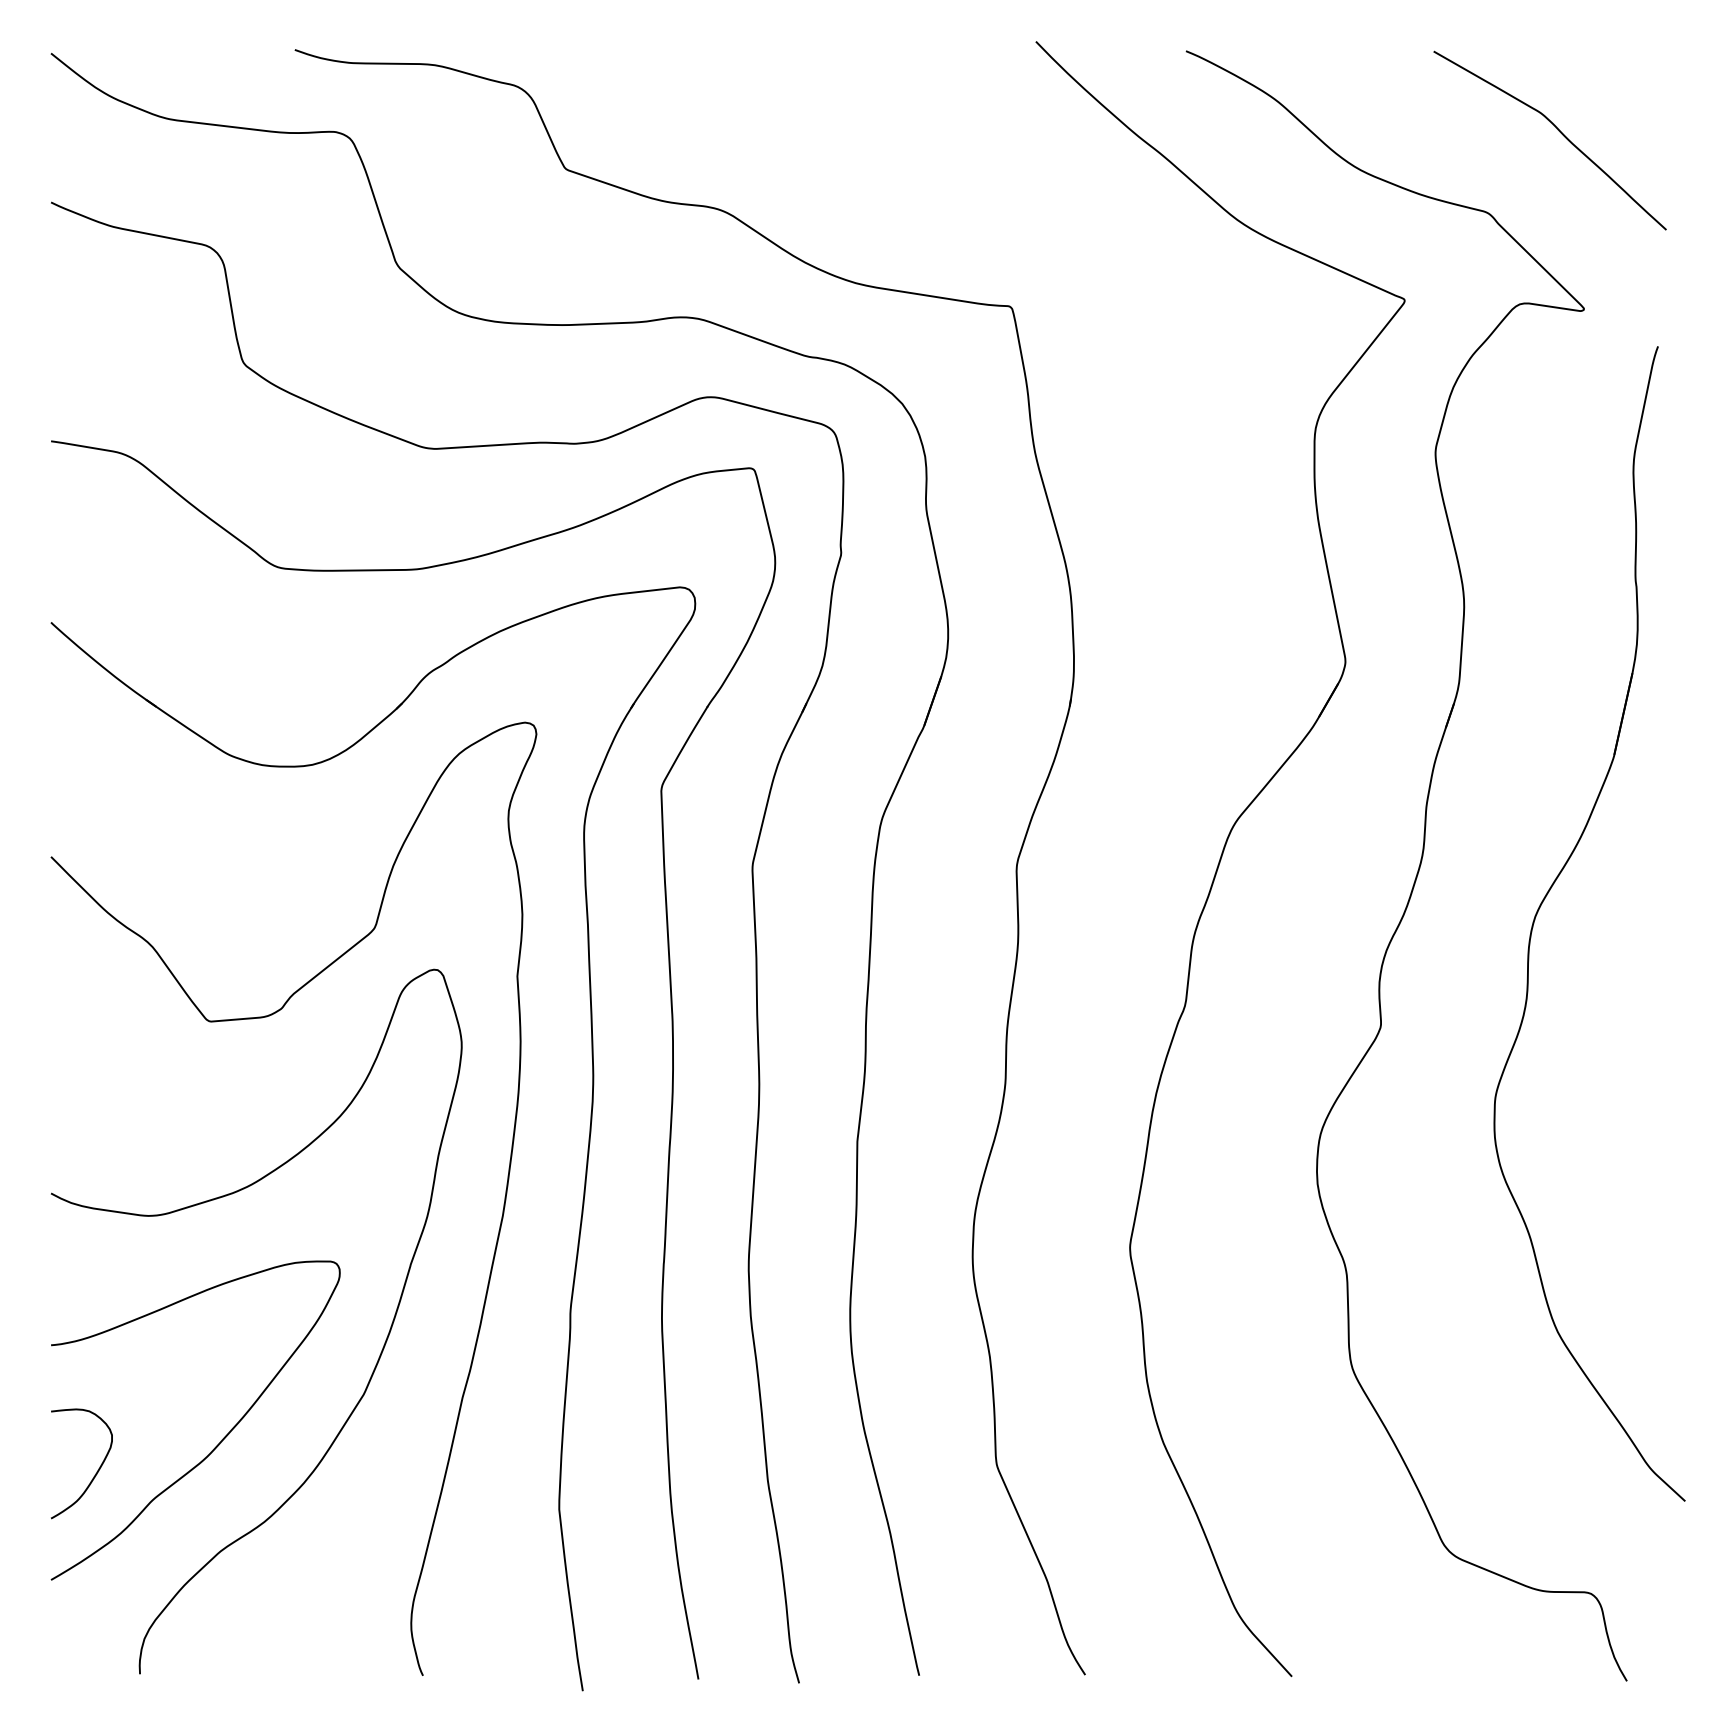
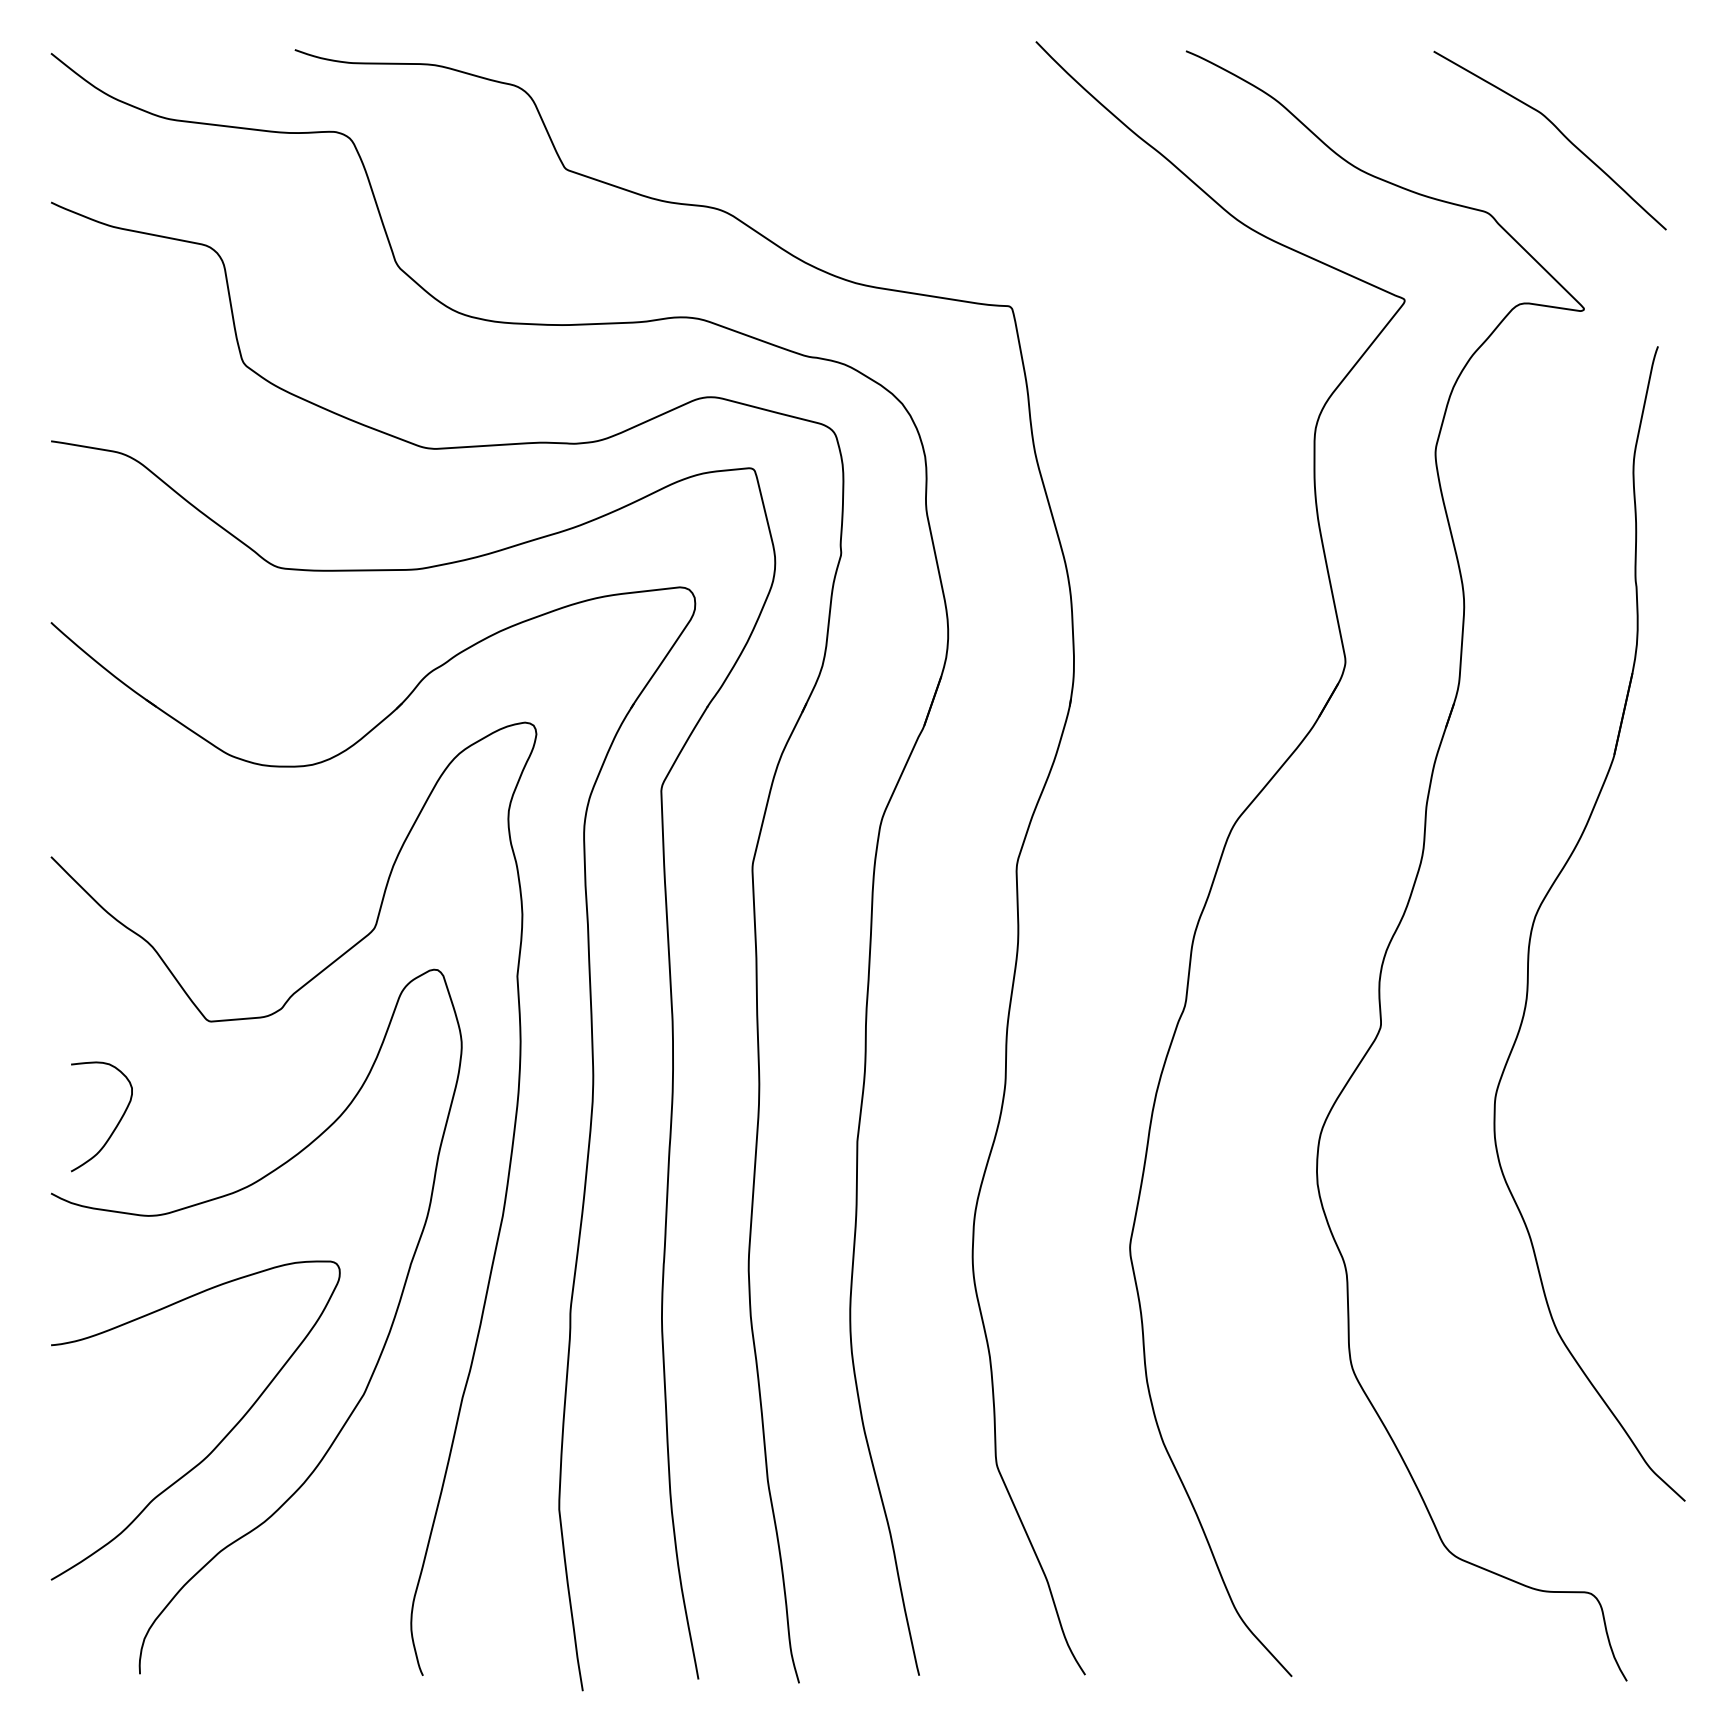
curve position: (96, 1471) -> (116, 1124) (116, 1124)
